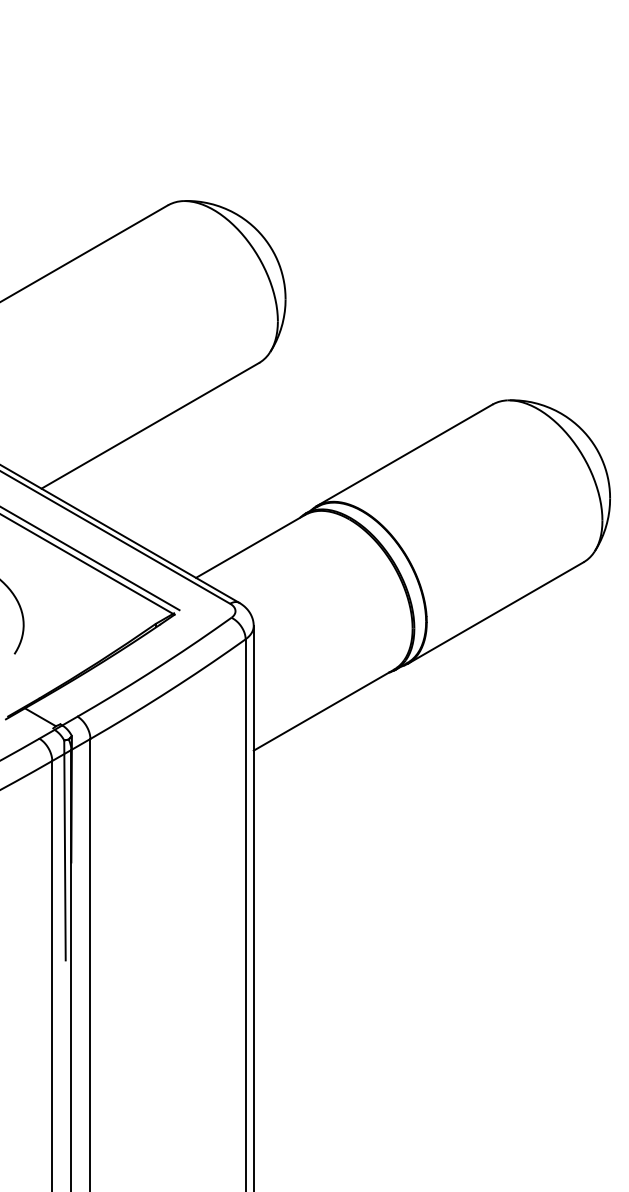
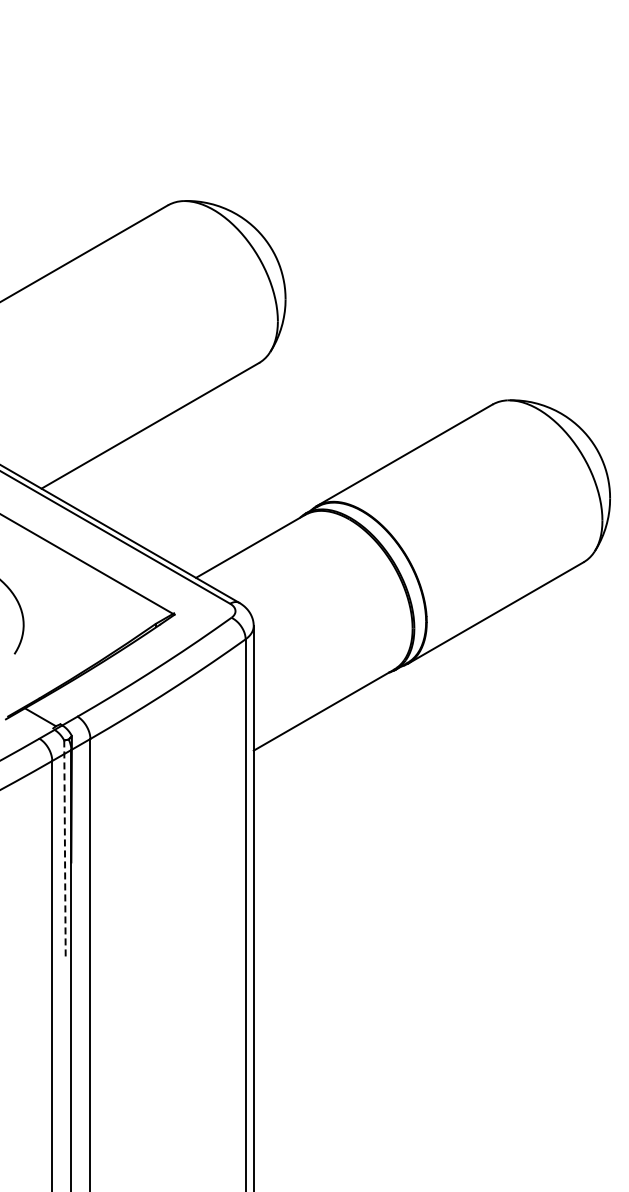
line: present -> none (90, 559)
line: solid -> dashed (64, 850)
